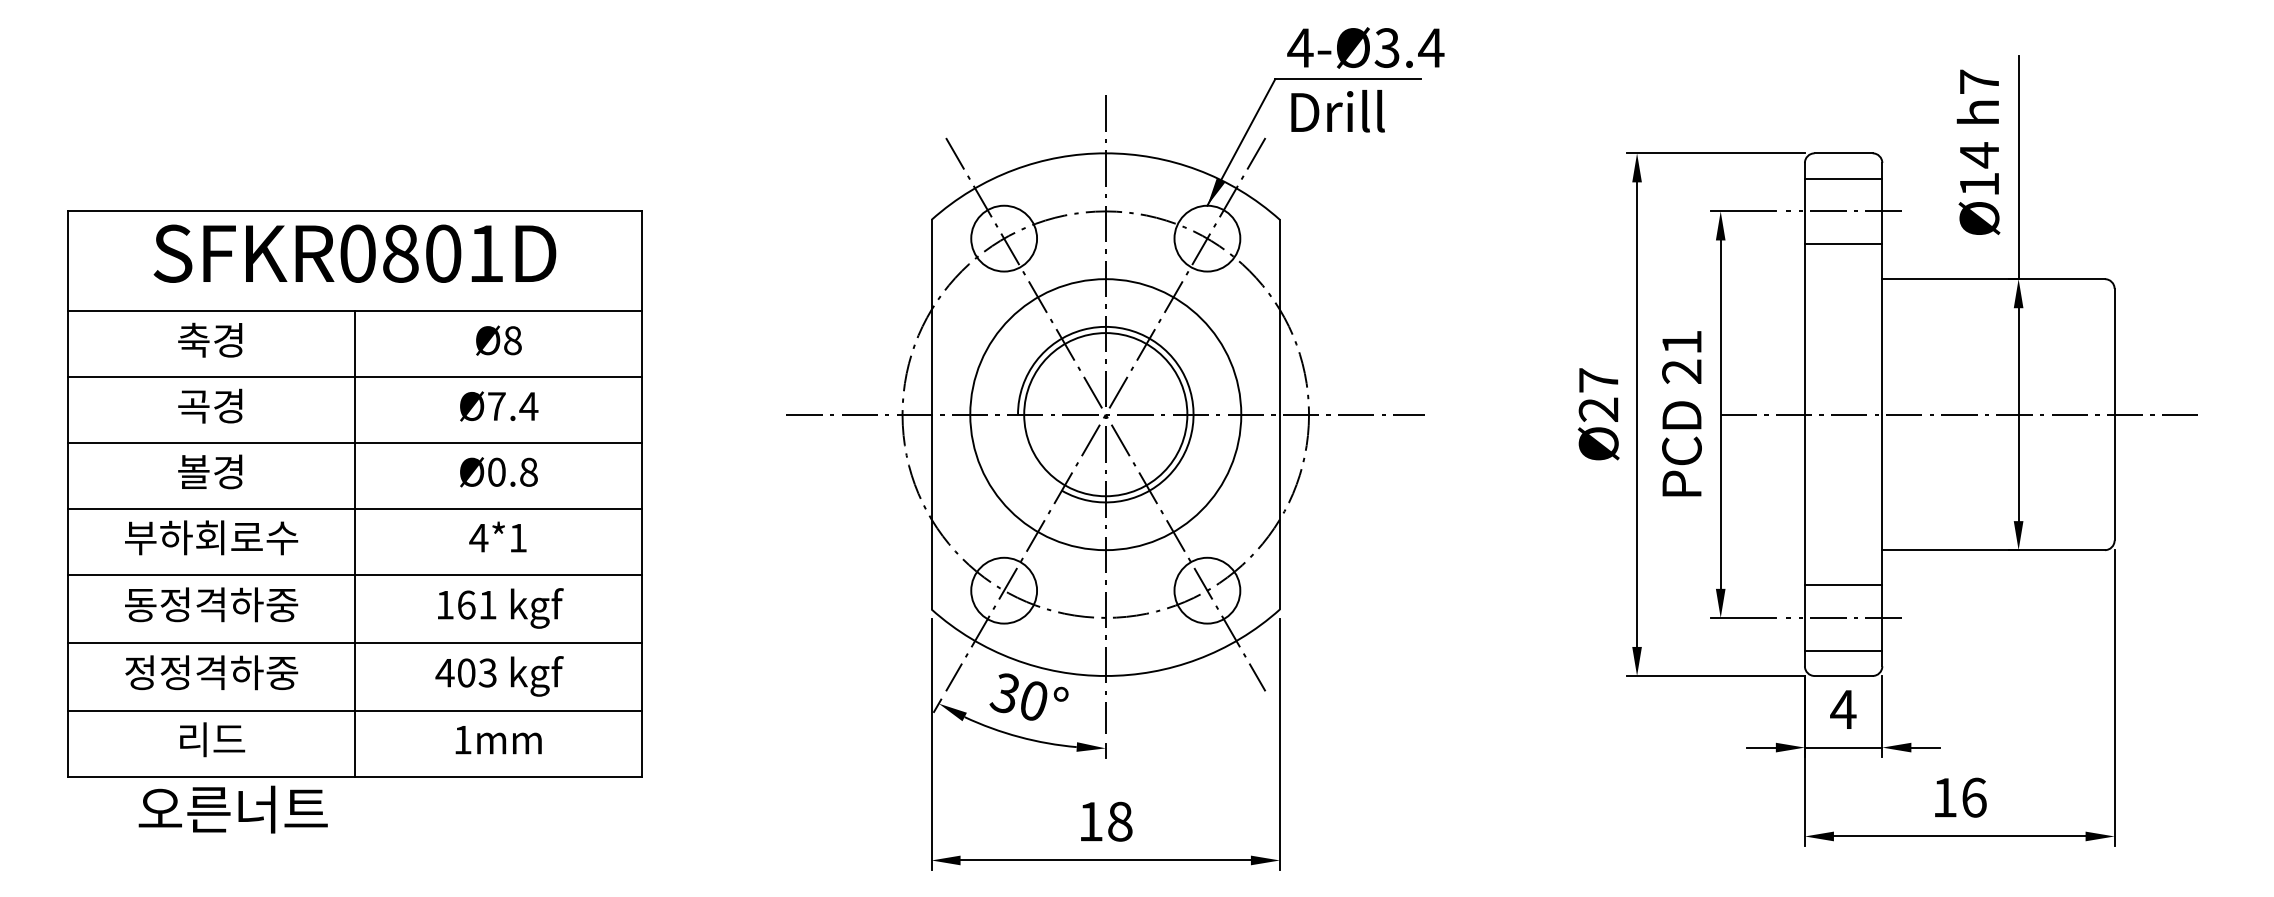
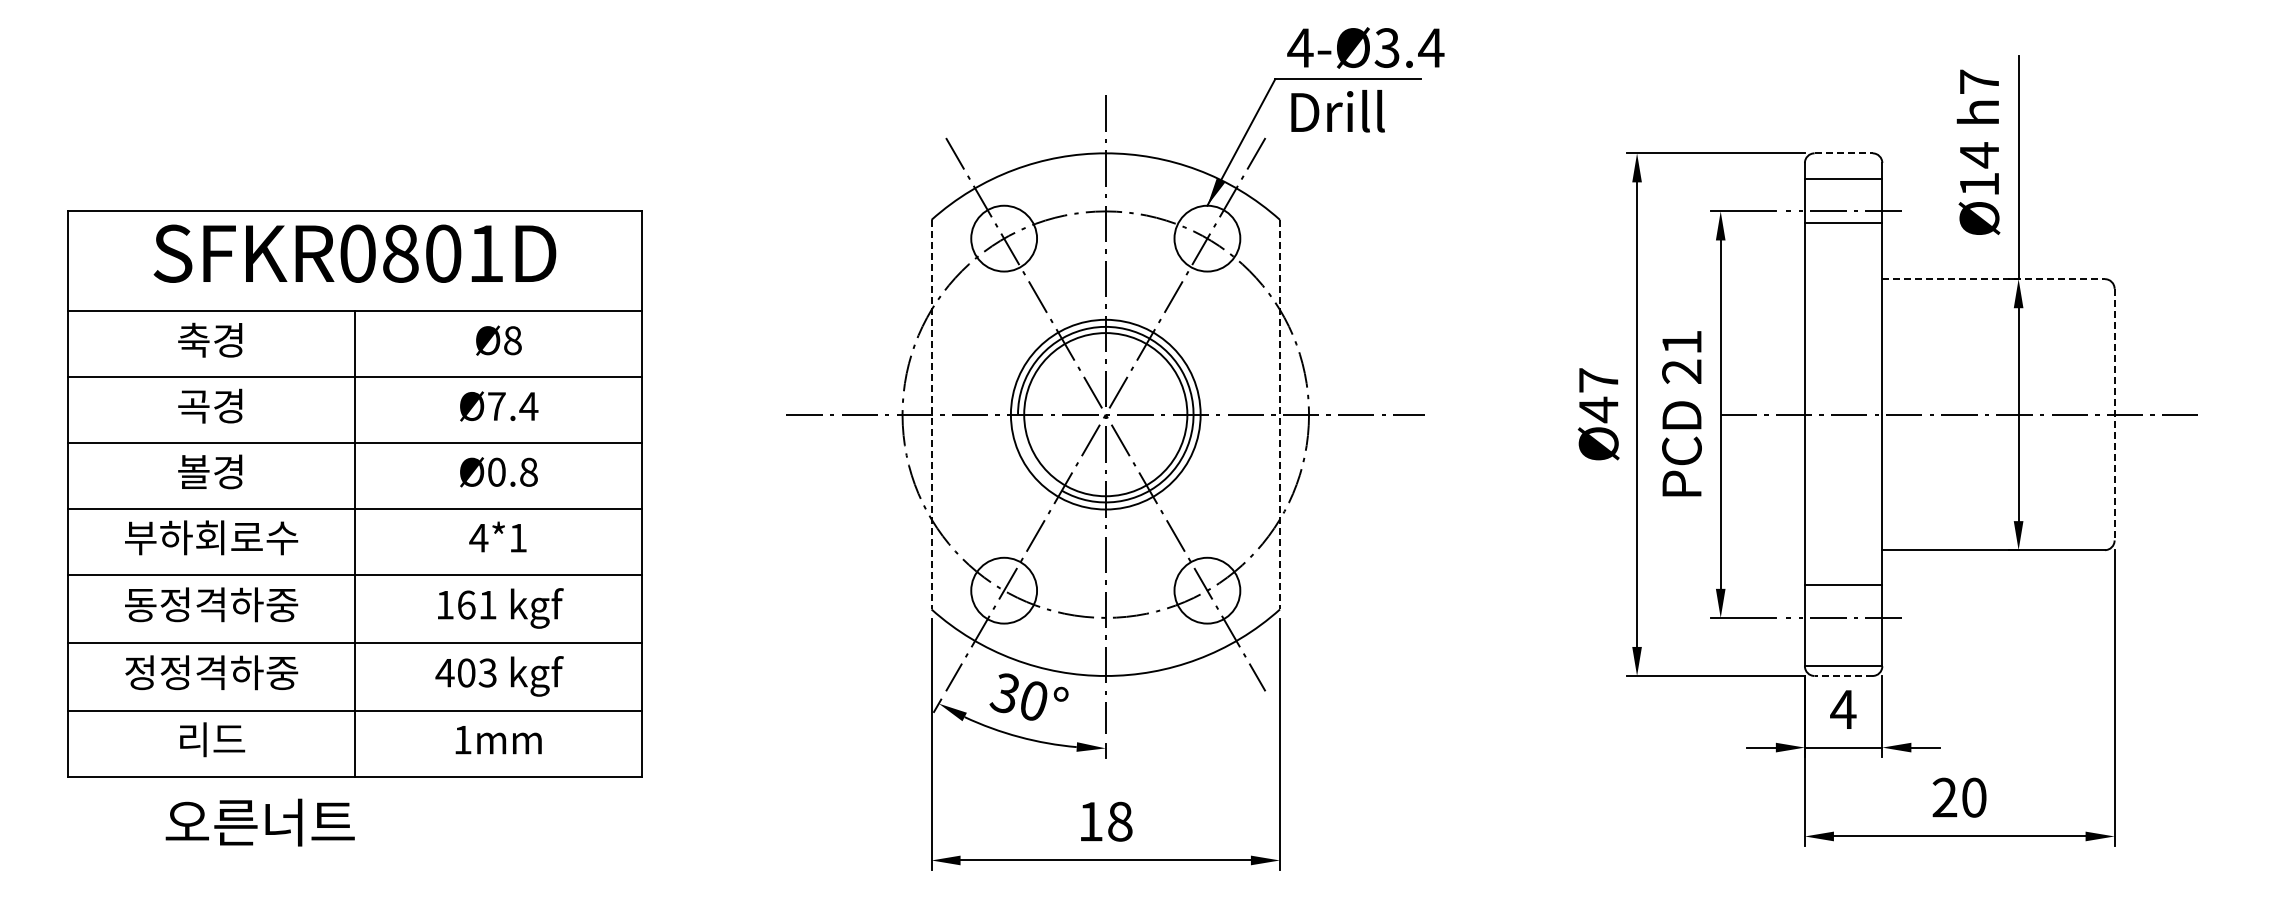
line: solid -> dashed (1844, 153)
line position: (1843, 244) -> (1843, 223) (1843, 223)
line: solid -> dashed (1994, 279)
text: 27 -> 47 (1598, 409)
line: solid -> dashed (931, 414)
circle diameter: 271 px -> 190 px (1105, 414)
line: solid -> dashed (1280, 414)
line: solid -> dashed (2114, 414)
line position: (1843, 650) -> (1843, 665) (1843, 665)
line: solid -> dashed (1843, 675)
text: 16 -> 20 (1959, 797)
text position: (232, 809) -> (259, 822) (259, 822)
